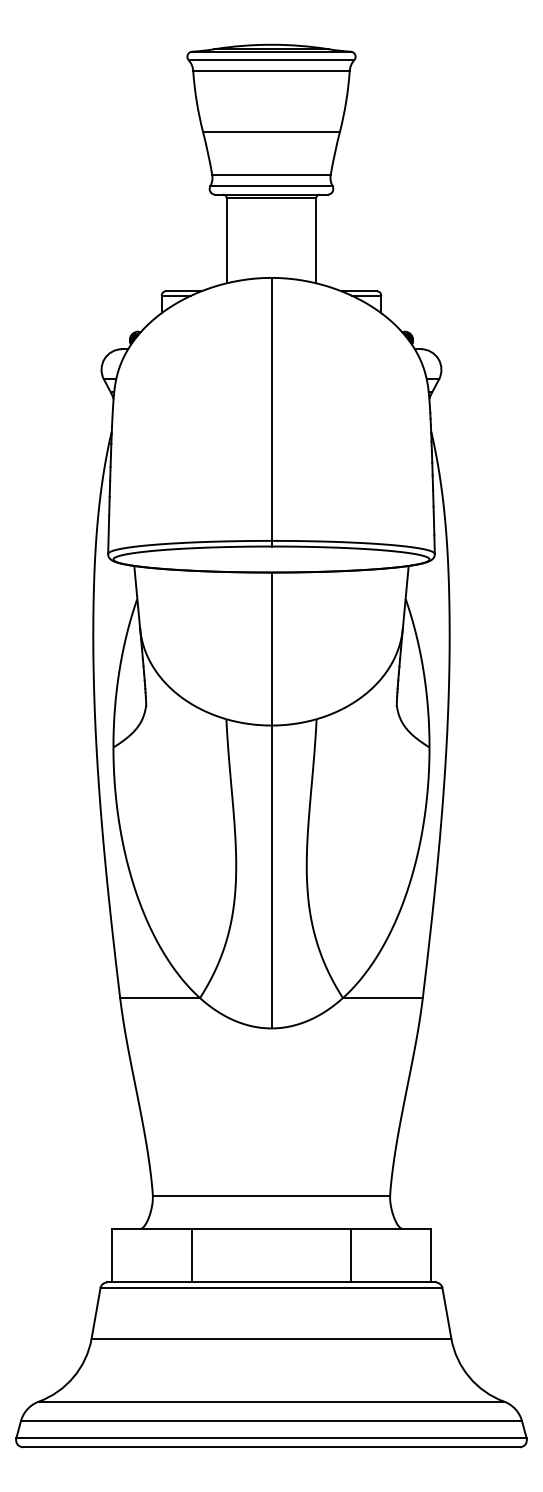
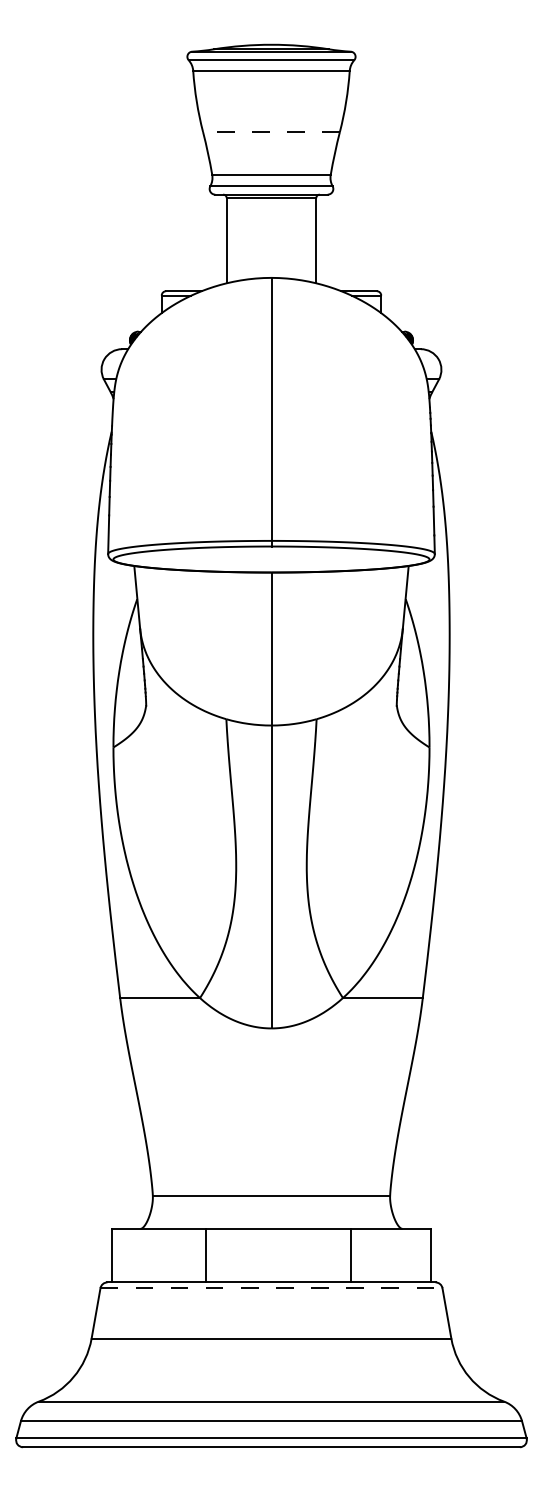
line: solid -> dashed (270, 132)
line position: (191, 1255) -> (205, 1255) (205, 1255)
line: solid -> dashed (271, 1288)
